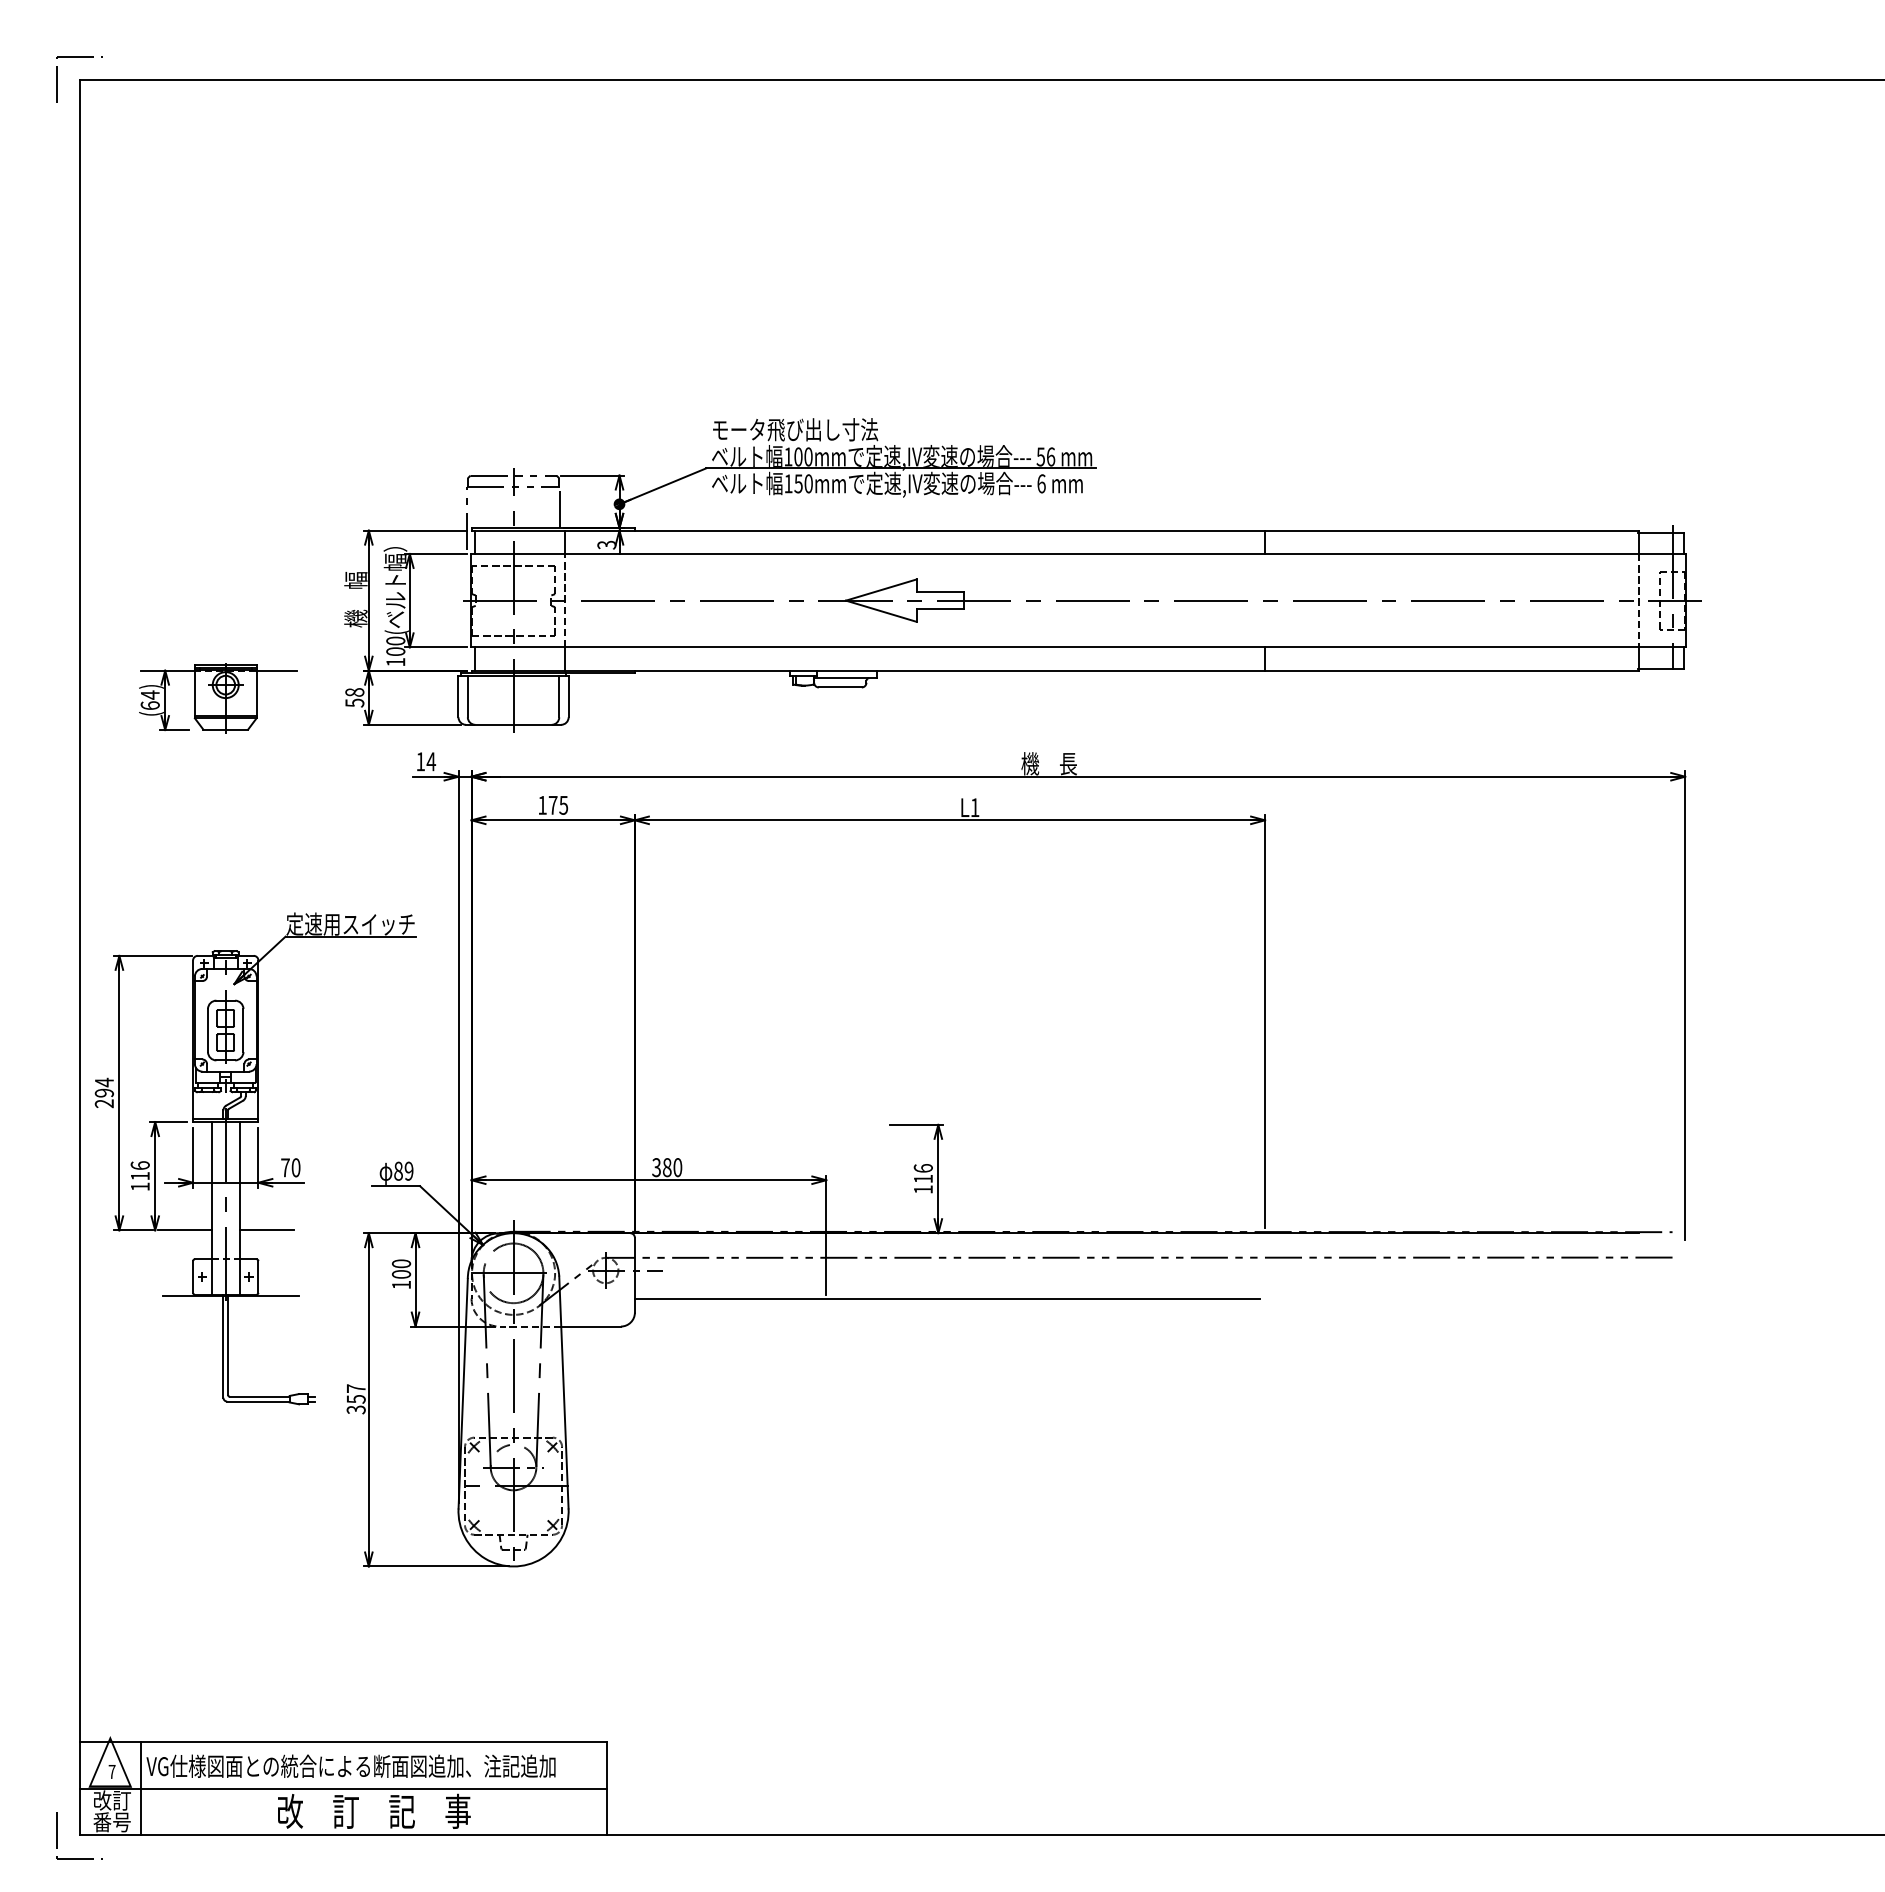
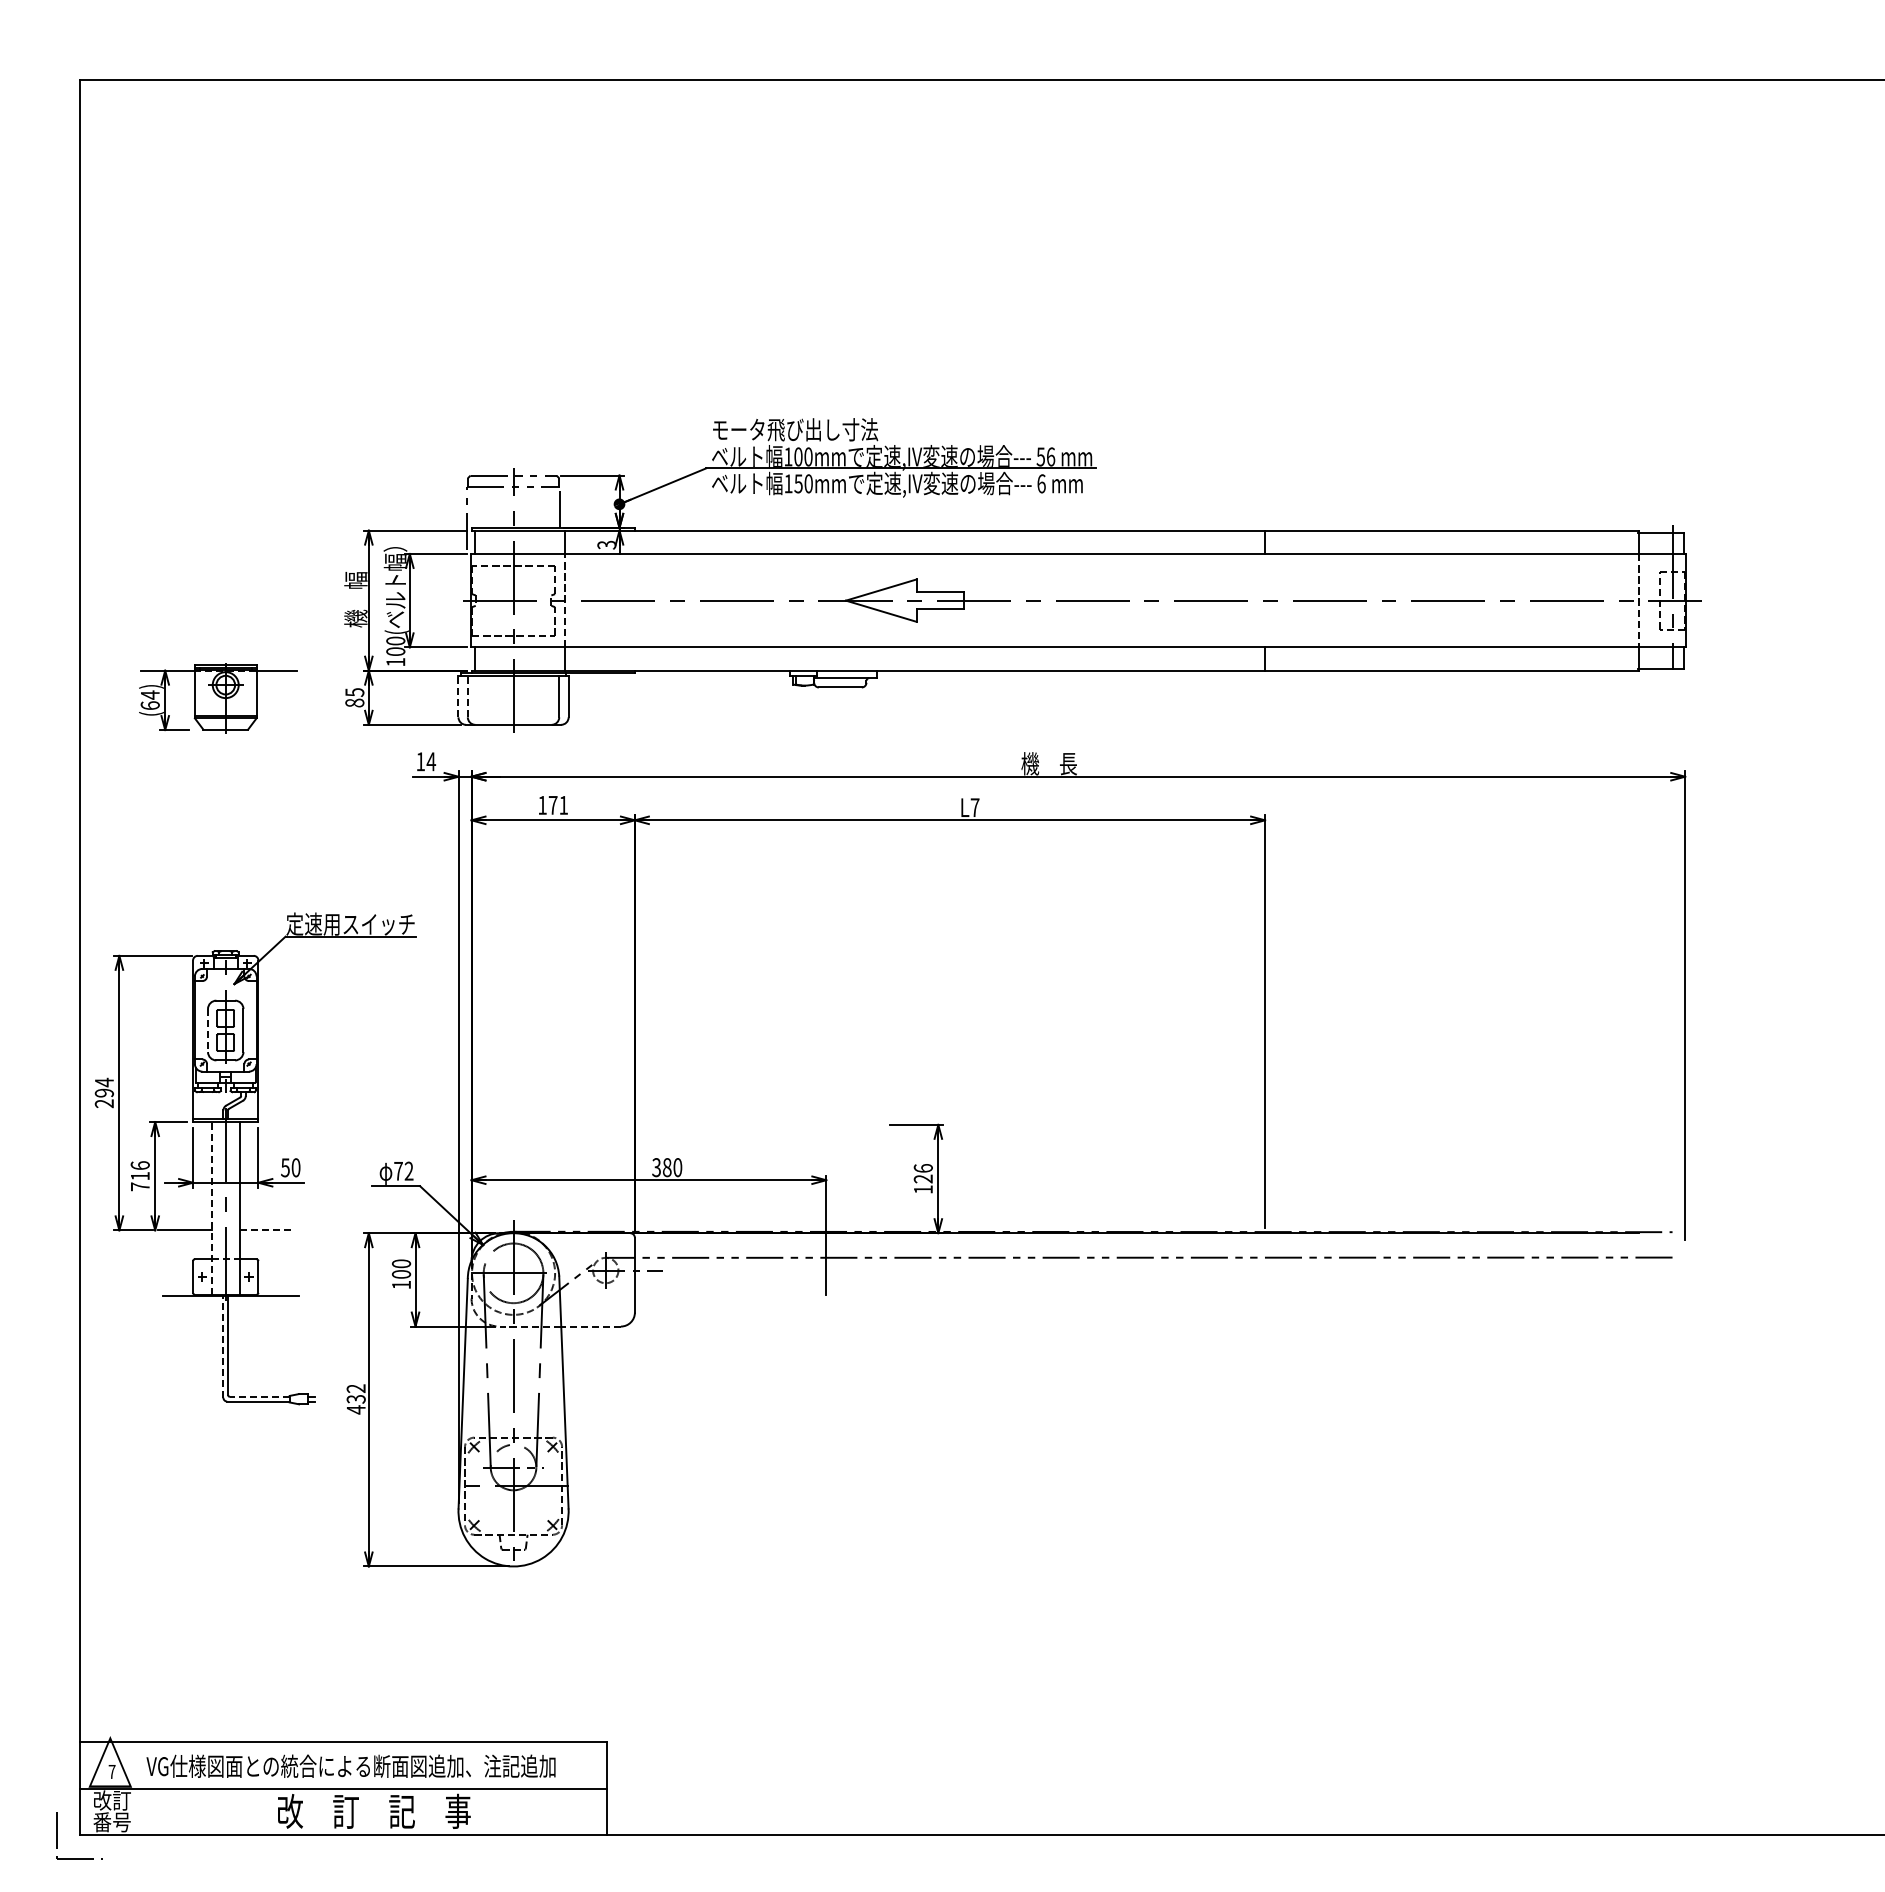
part: present -> none (79, 57)
line: solid -> dashed (458, 696)
line: solid -> dashed (467, 696)
text: 58 -> 85 (354, 697)
text: 175 -> 171 (563, 805)
text: L1 -> L7 (974, 807)
line: solid -> dashed (208, 1031)
text: 70 -> 50 (285, 1167)
text: 89 -> 72 (403, 1170)
text: 116 -> 126 (922, 1178)
text: 116 -> 716 (140, 1186)
line: solid -> dashed (211, 1207)
line: solid -> dashed (267, 1230)
line: present -> none (947, 1298)
line: solid -> dashed (591, 1326)
line: solid -> dashed (223, 1346)
line: solid -> dashed (259, 1396)
text: 357 -> 432 (355, 1399)
line: present -> none (140, 1788)
